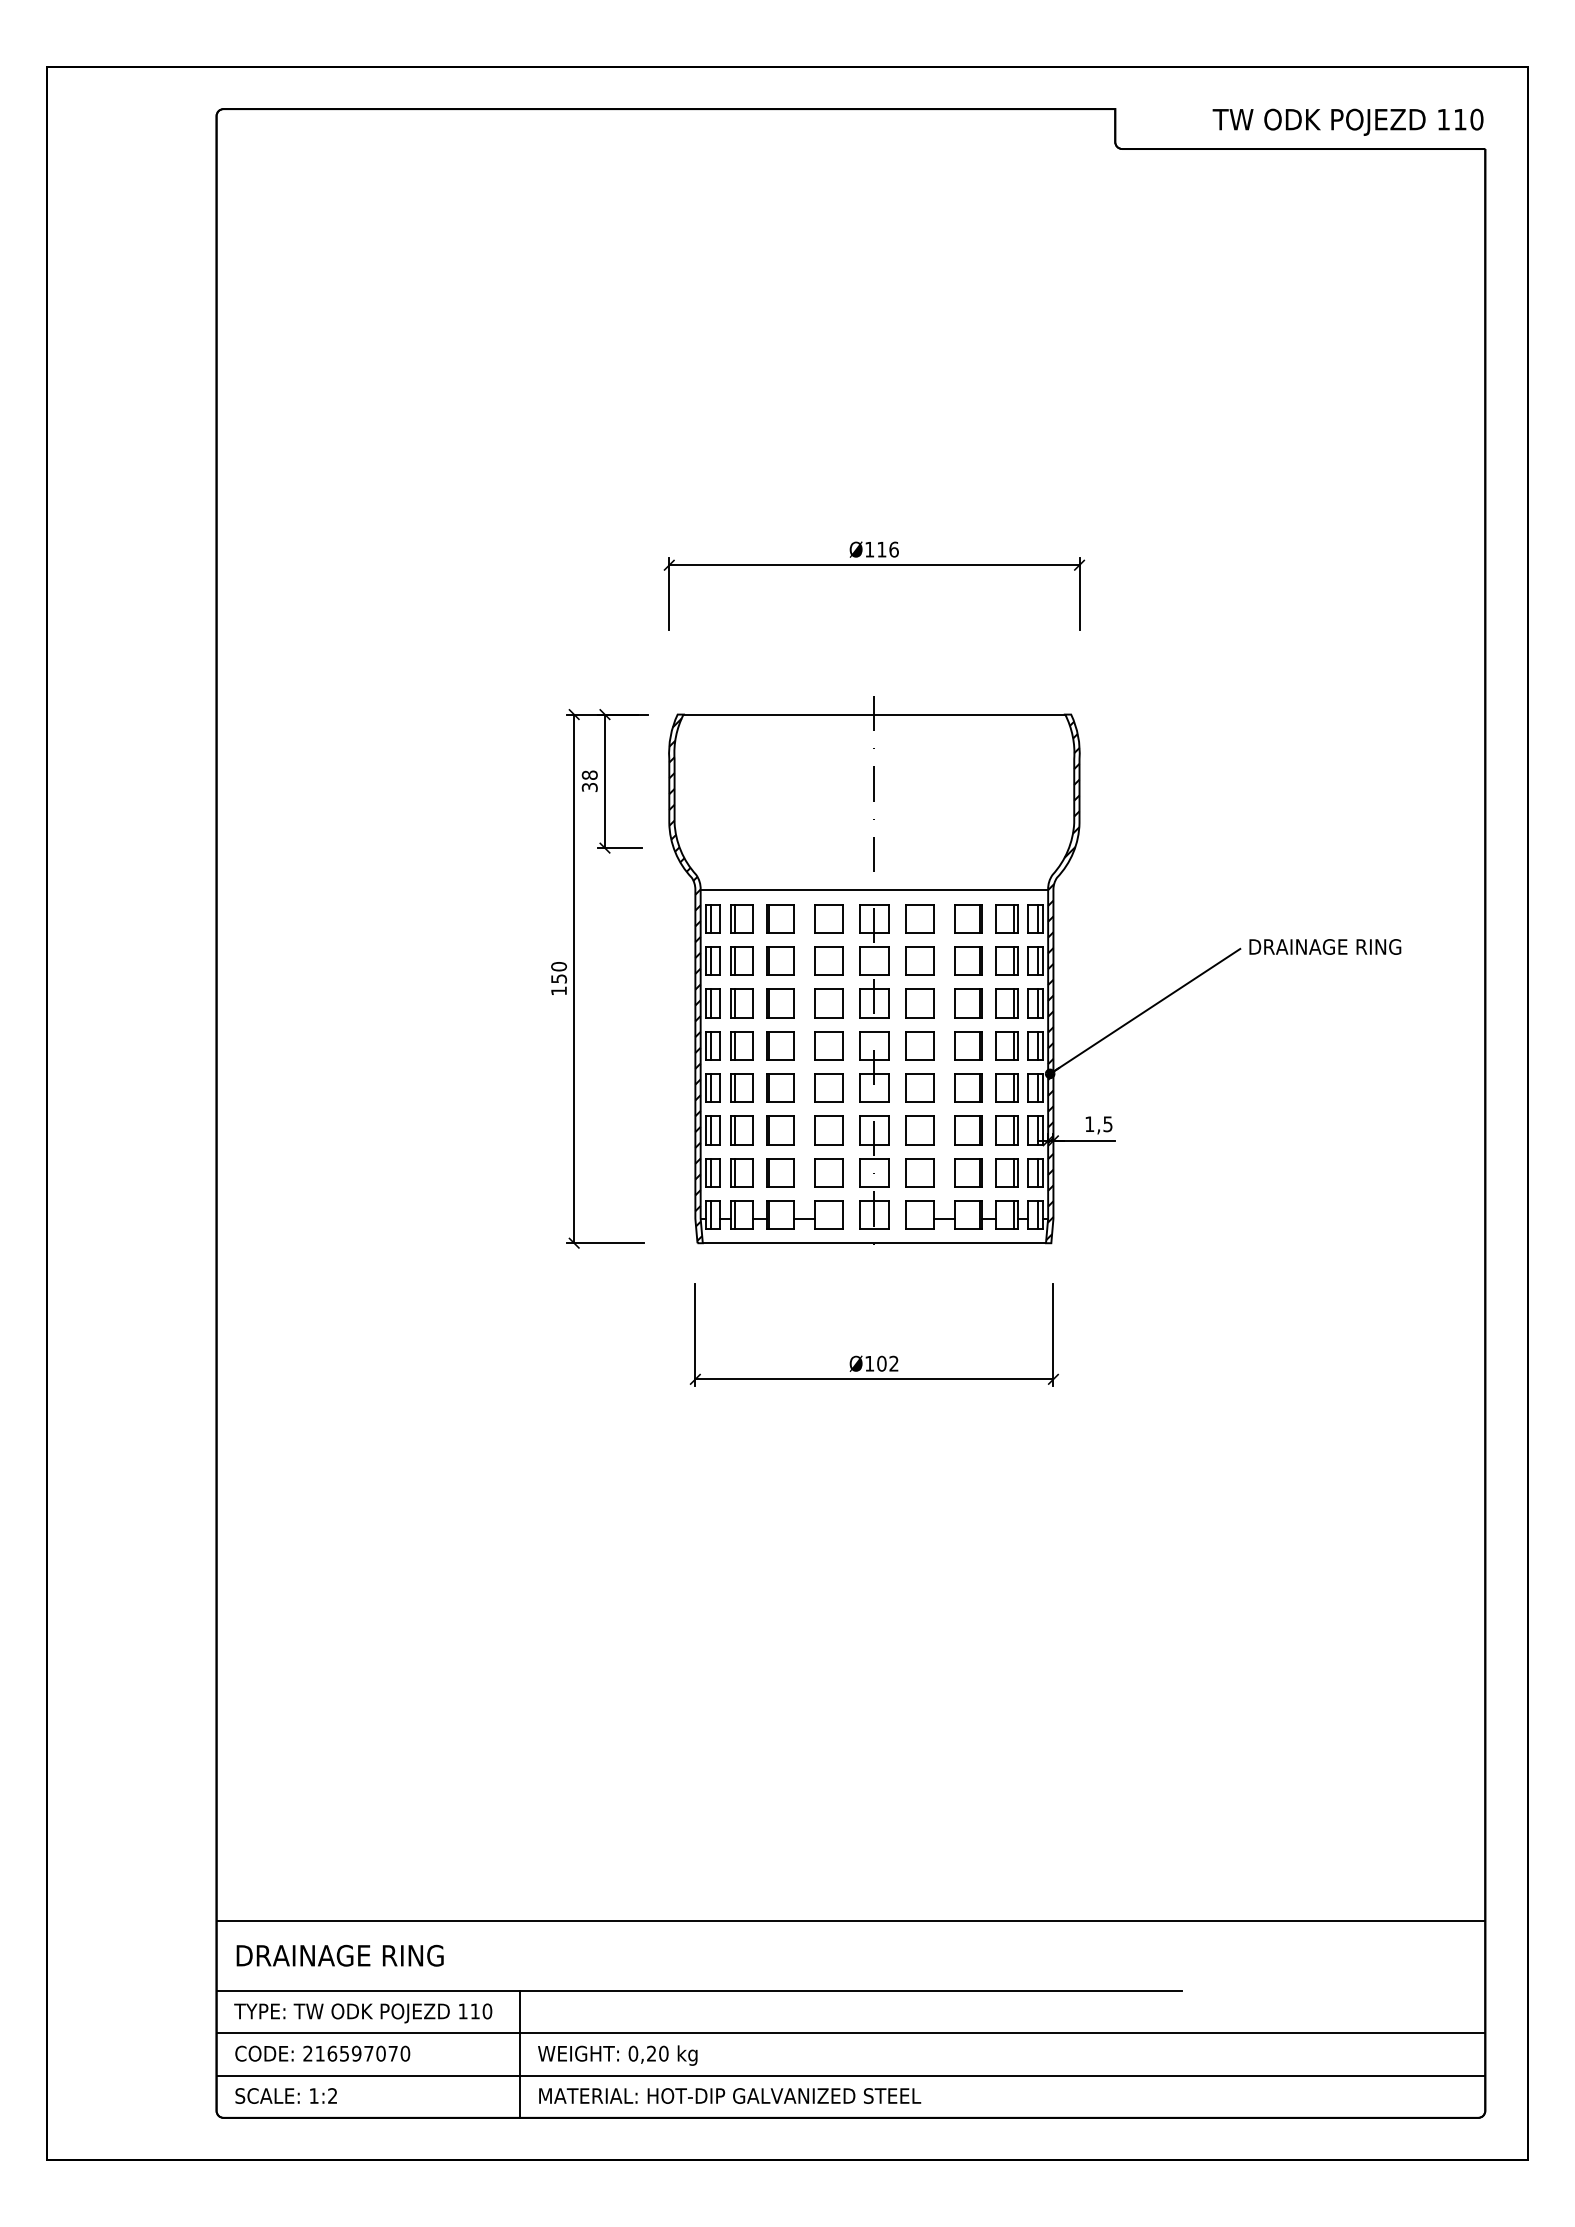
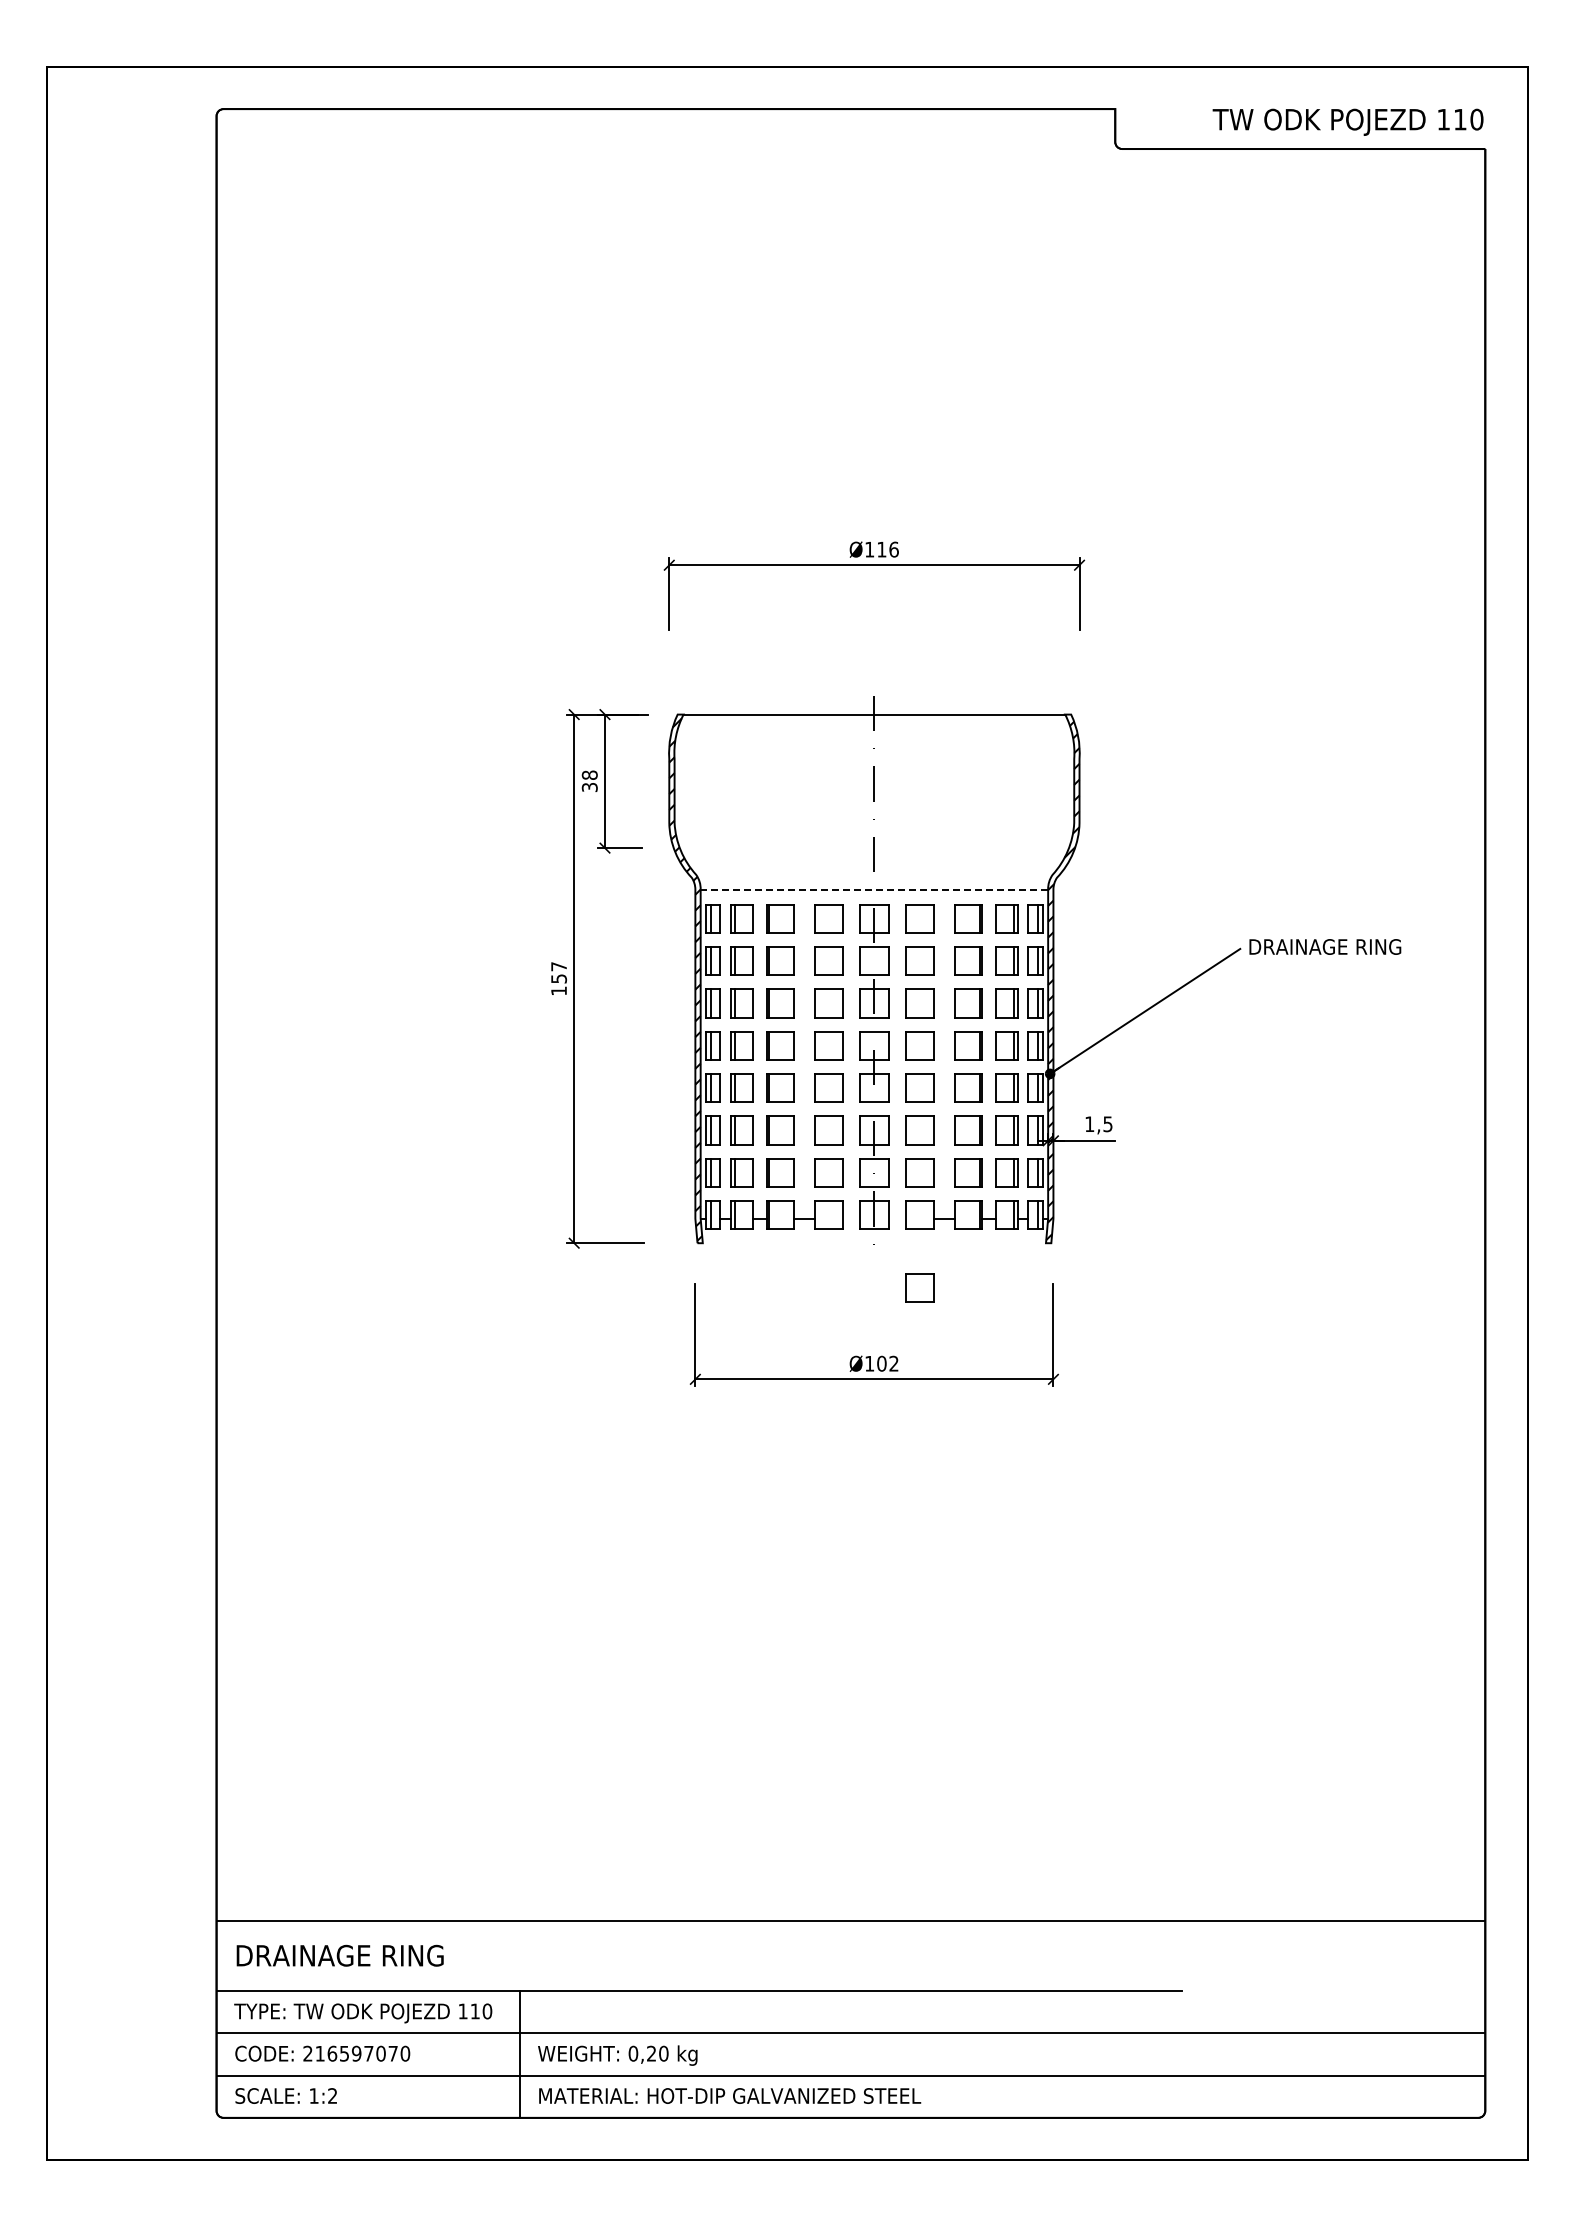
line: solid -> dashed (874, 889)
text: 150 -> 157 (558, 966)
line: present -> none (874, 1243)
part: none -> present (919, 1287)
